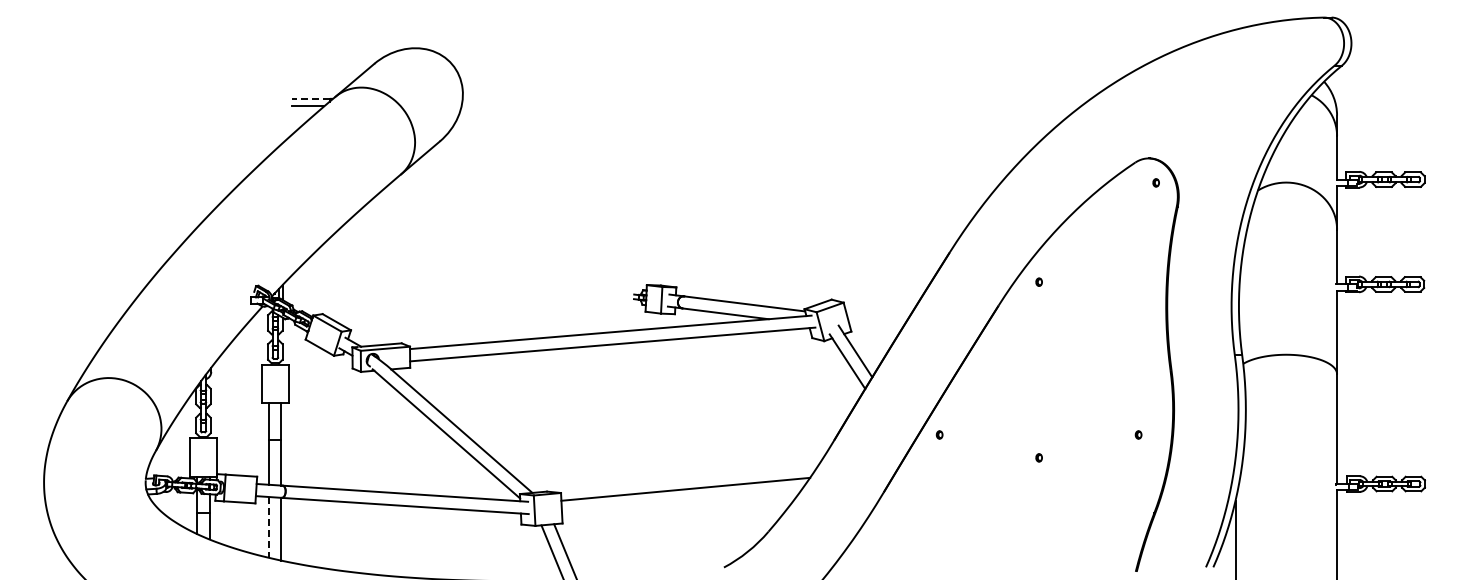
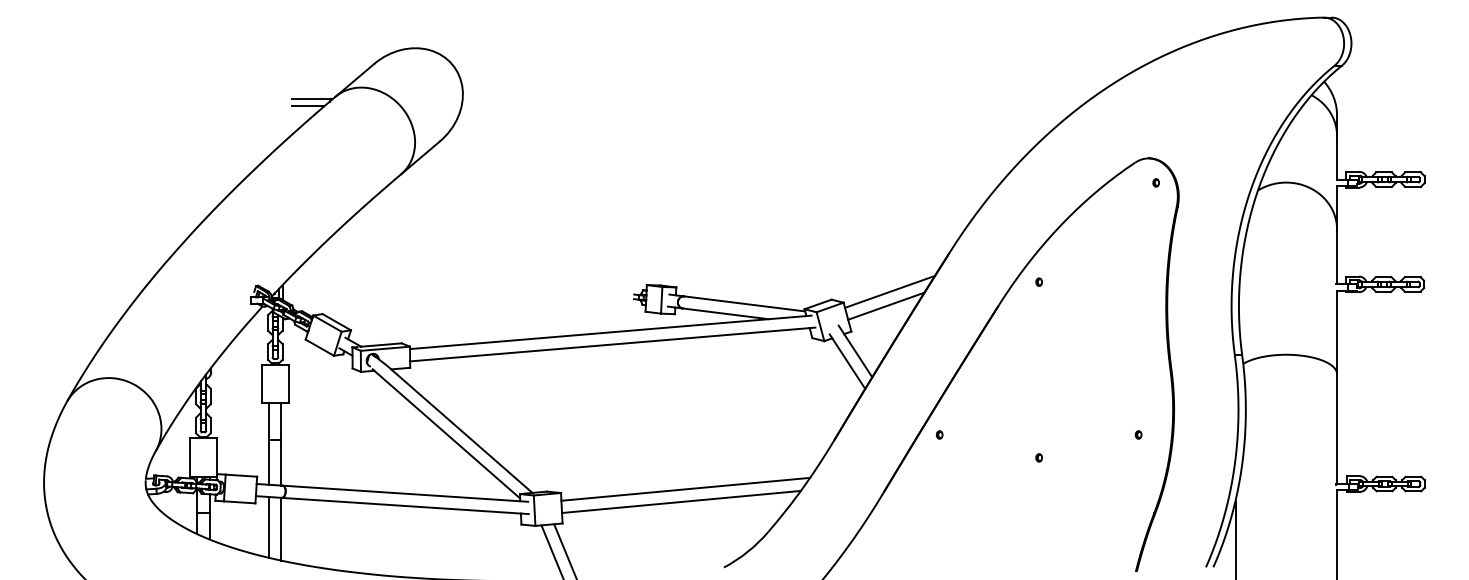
line: dashed -> solid (311, 98)
line: none -> present (890, 291)
line: none -> present (886, 305)
line: none -> present (681, 501)
line: dashed -> solid (269, 527)
